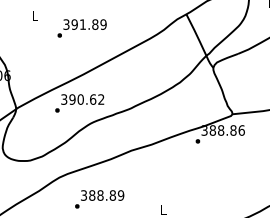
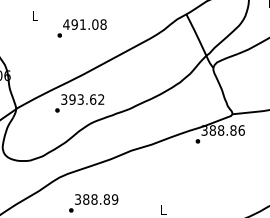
text: 391.89 -> 491.08 (84, 24)
text: 390.62 -> 393.62 (80, 99)
text position: (99, 199) -> (93, 203) (93, 203)
